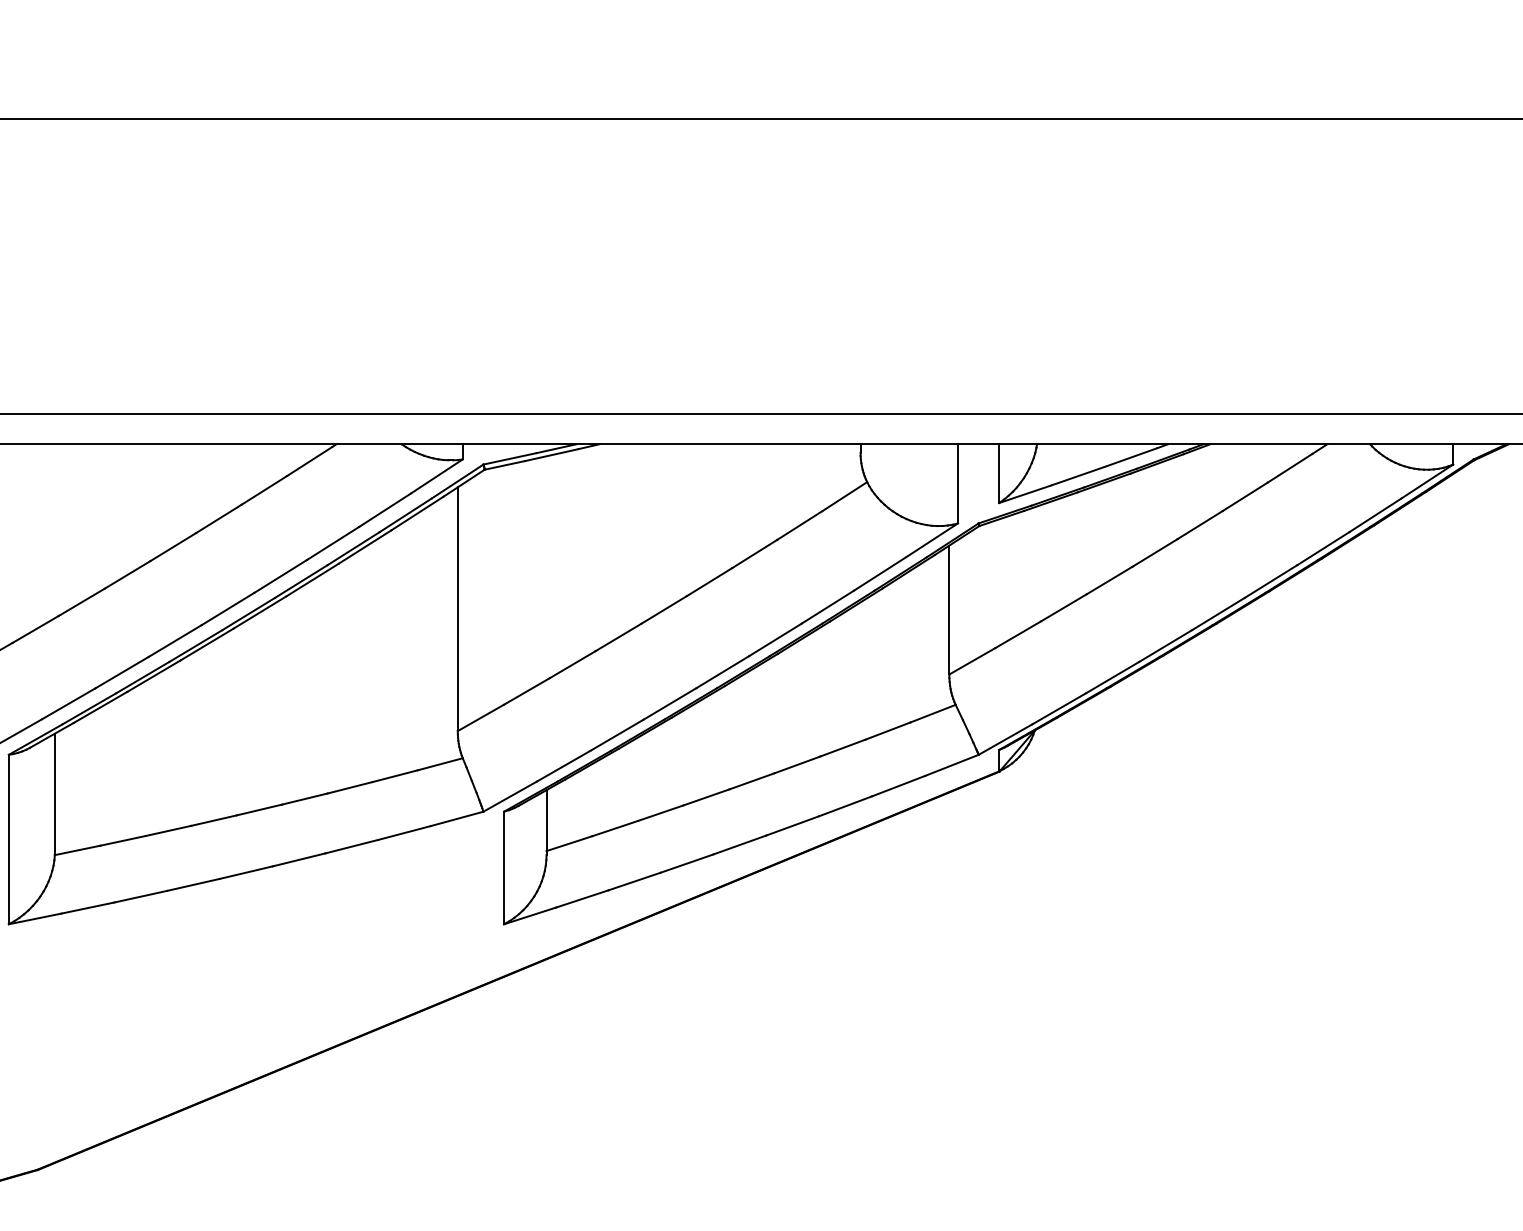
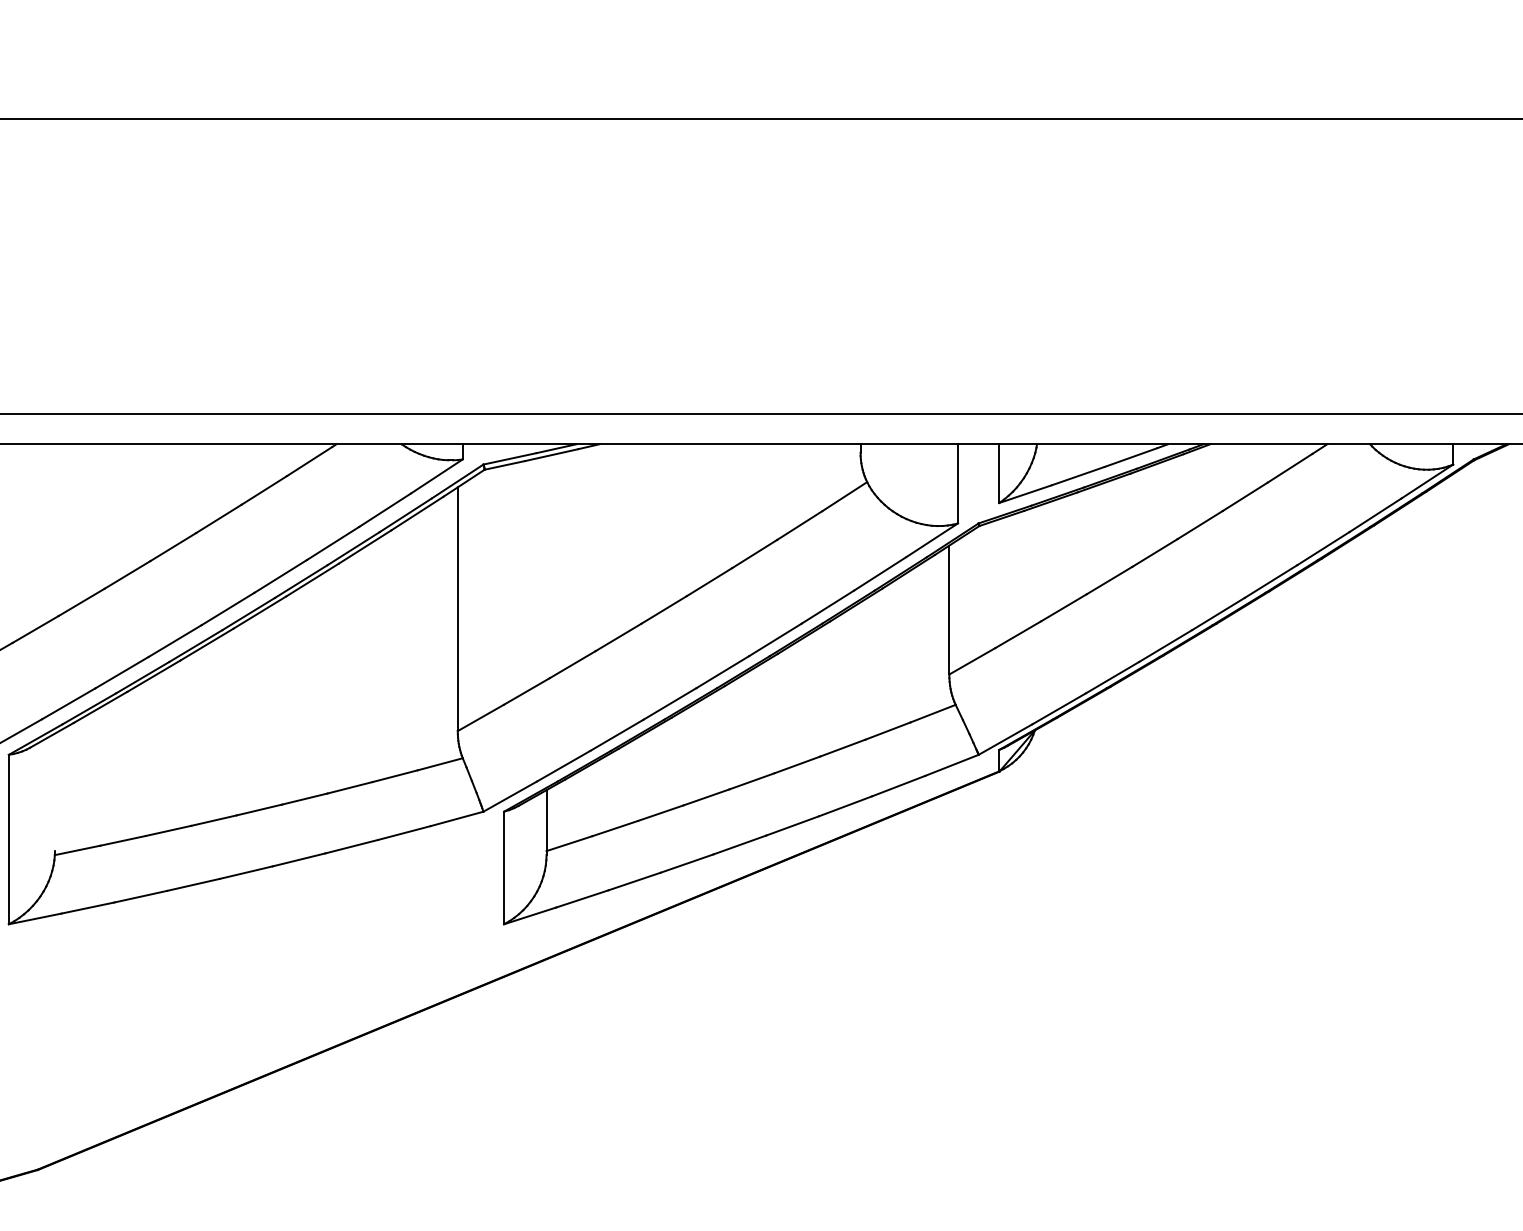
line: present -> none (55, 792)
